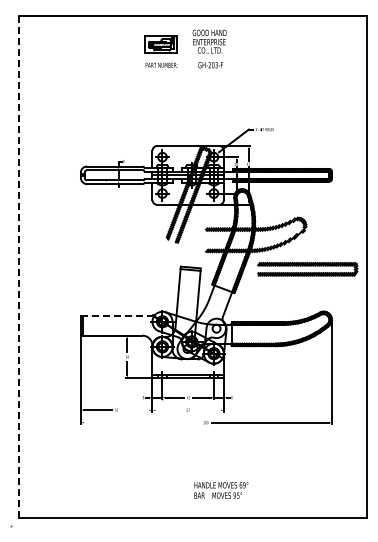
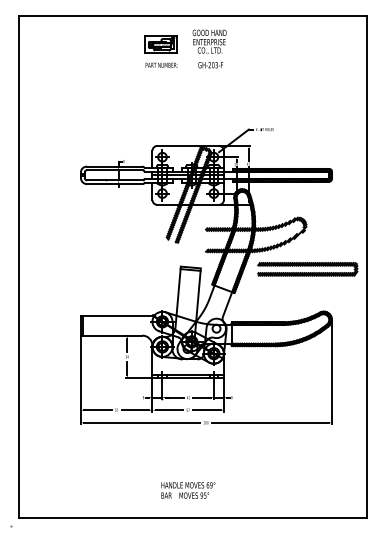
line: dashed -> solid (18, 267)
line: dashed -> solid (116, 315)
line: none -> present (135, 410)
line: none -> present (169, 410)
line: none -> present (206, 410)
line: none -> present (142, 422)
text position: (221, 490) -> (188, 490) (188, 490)
